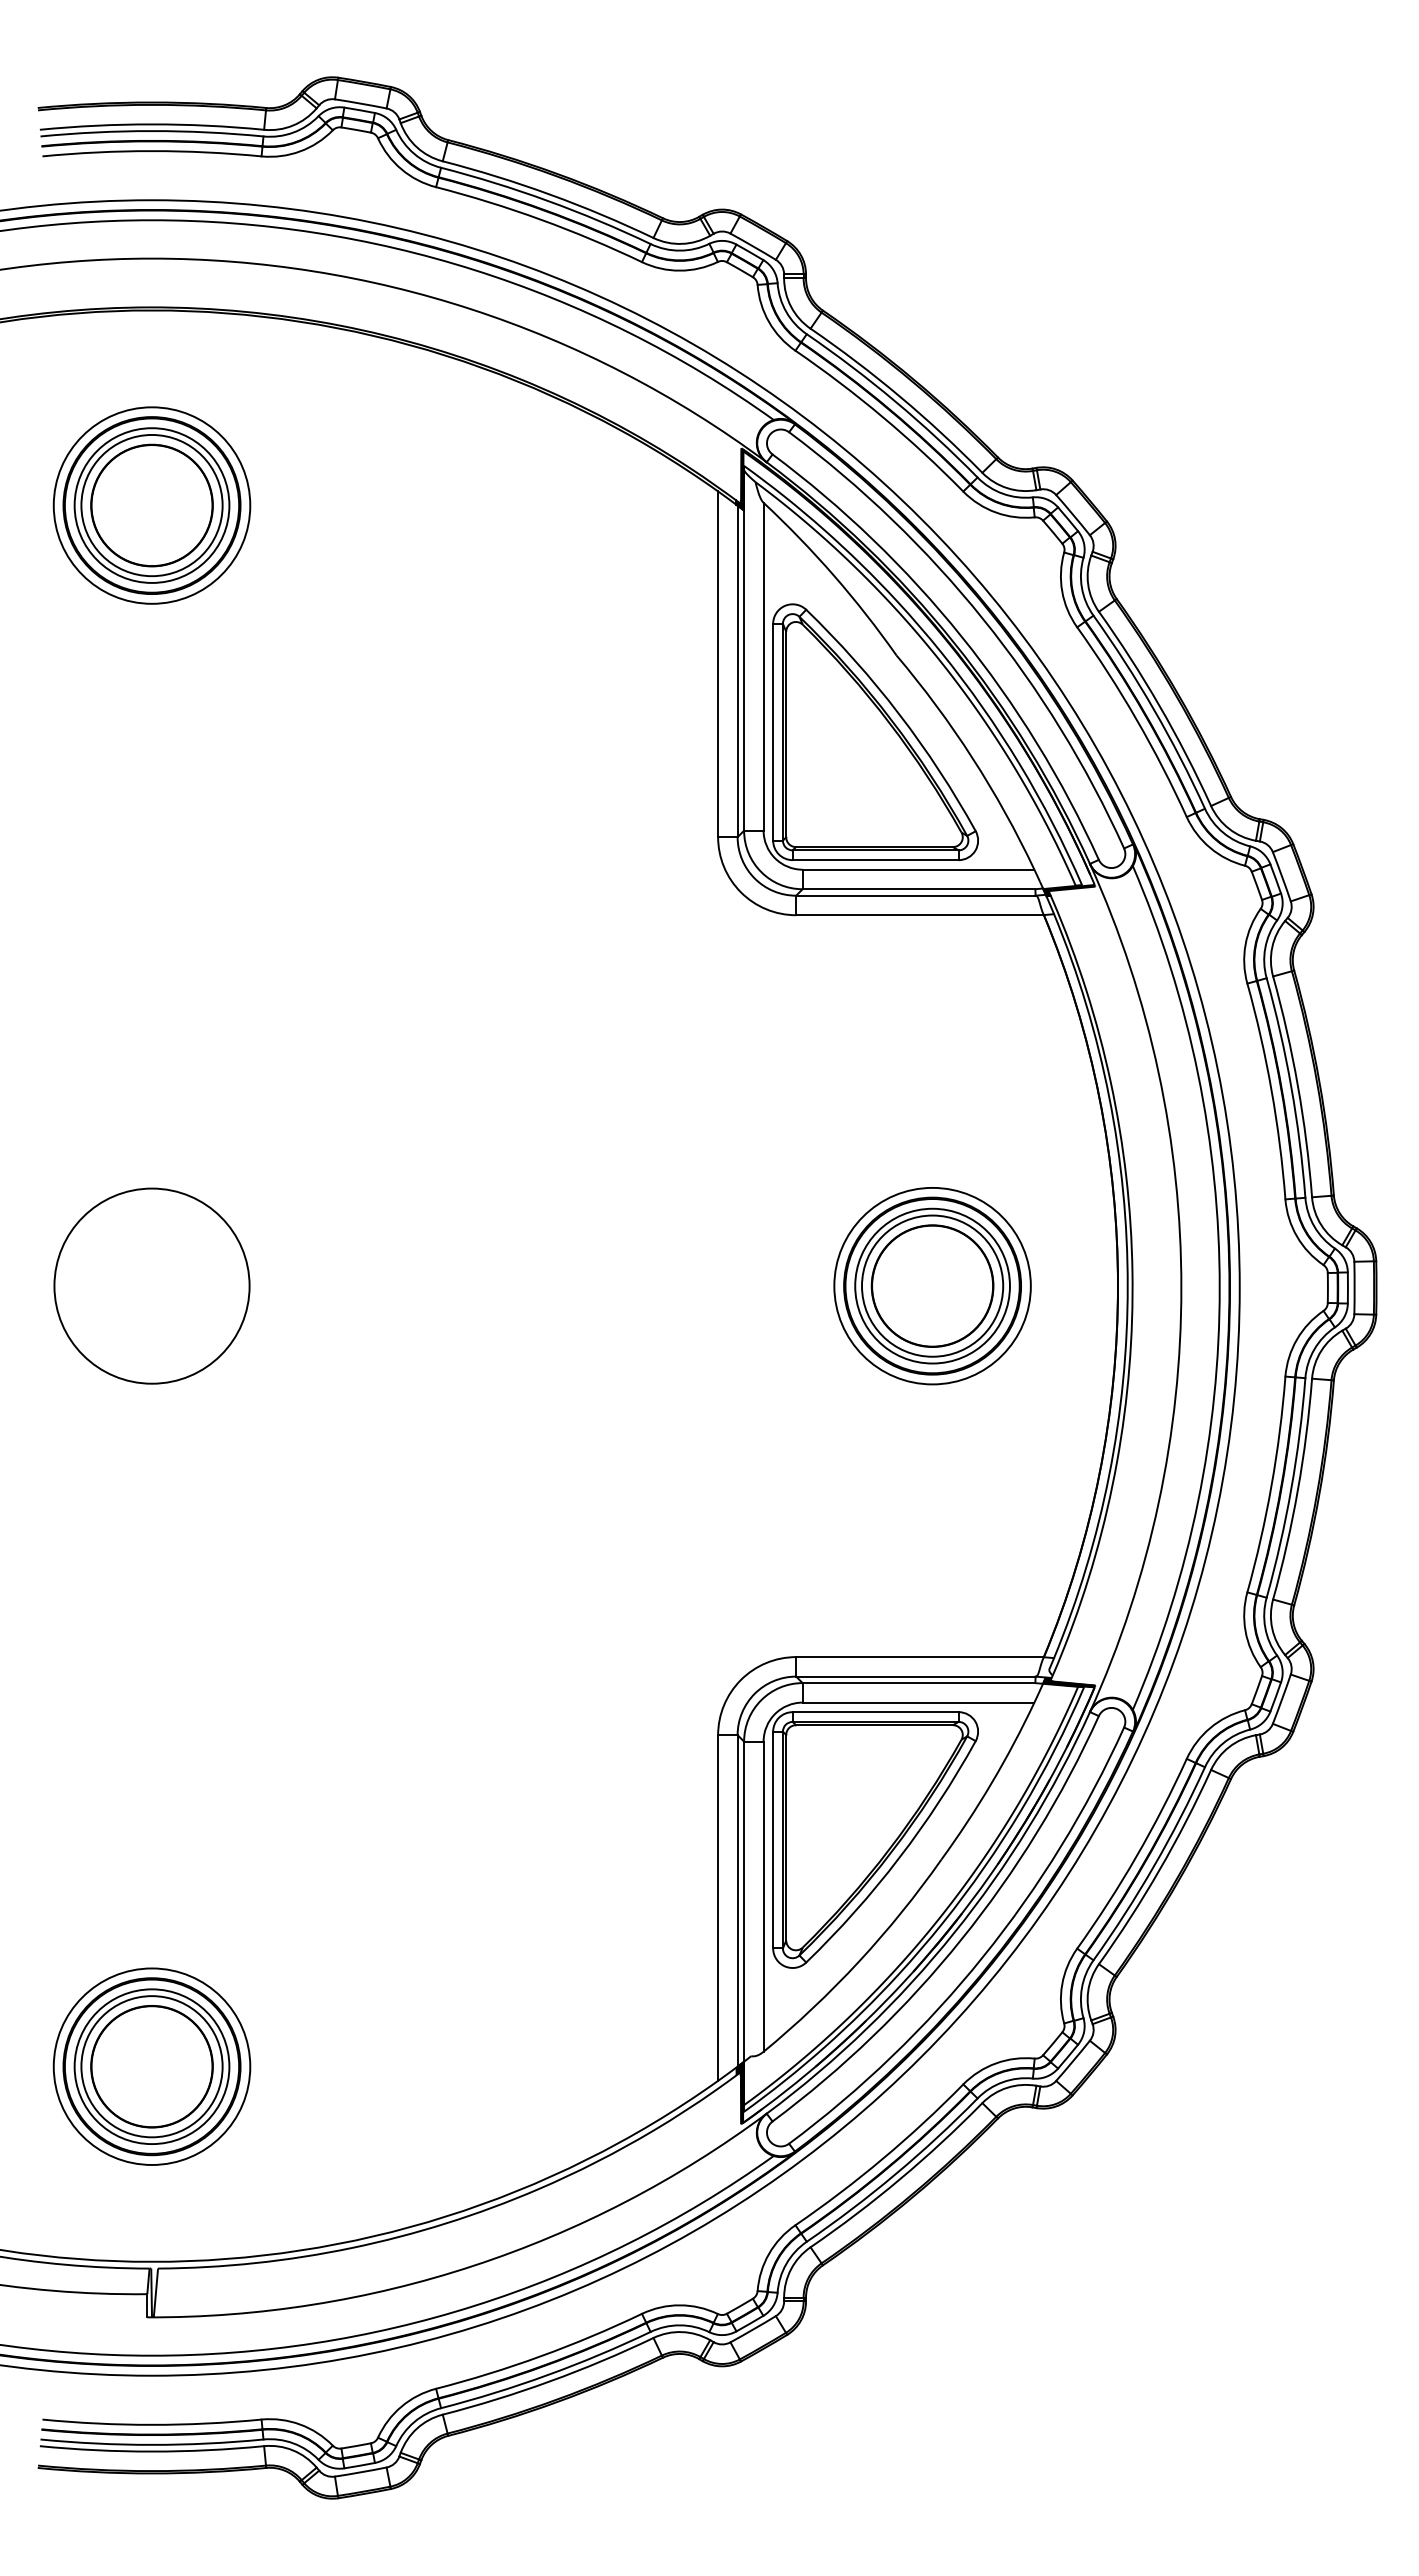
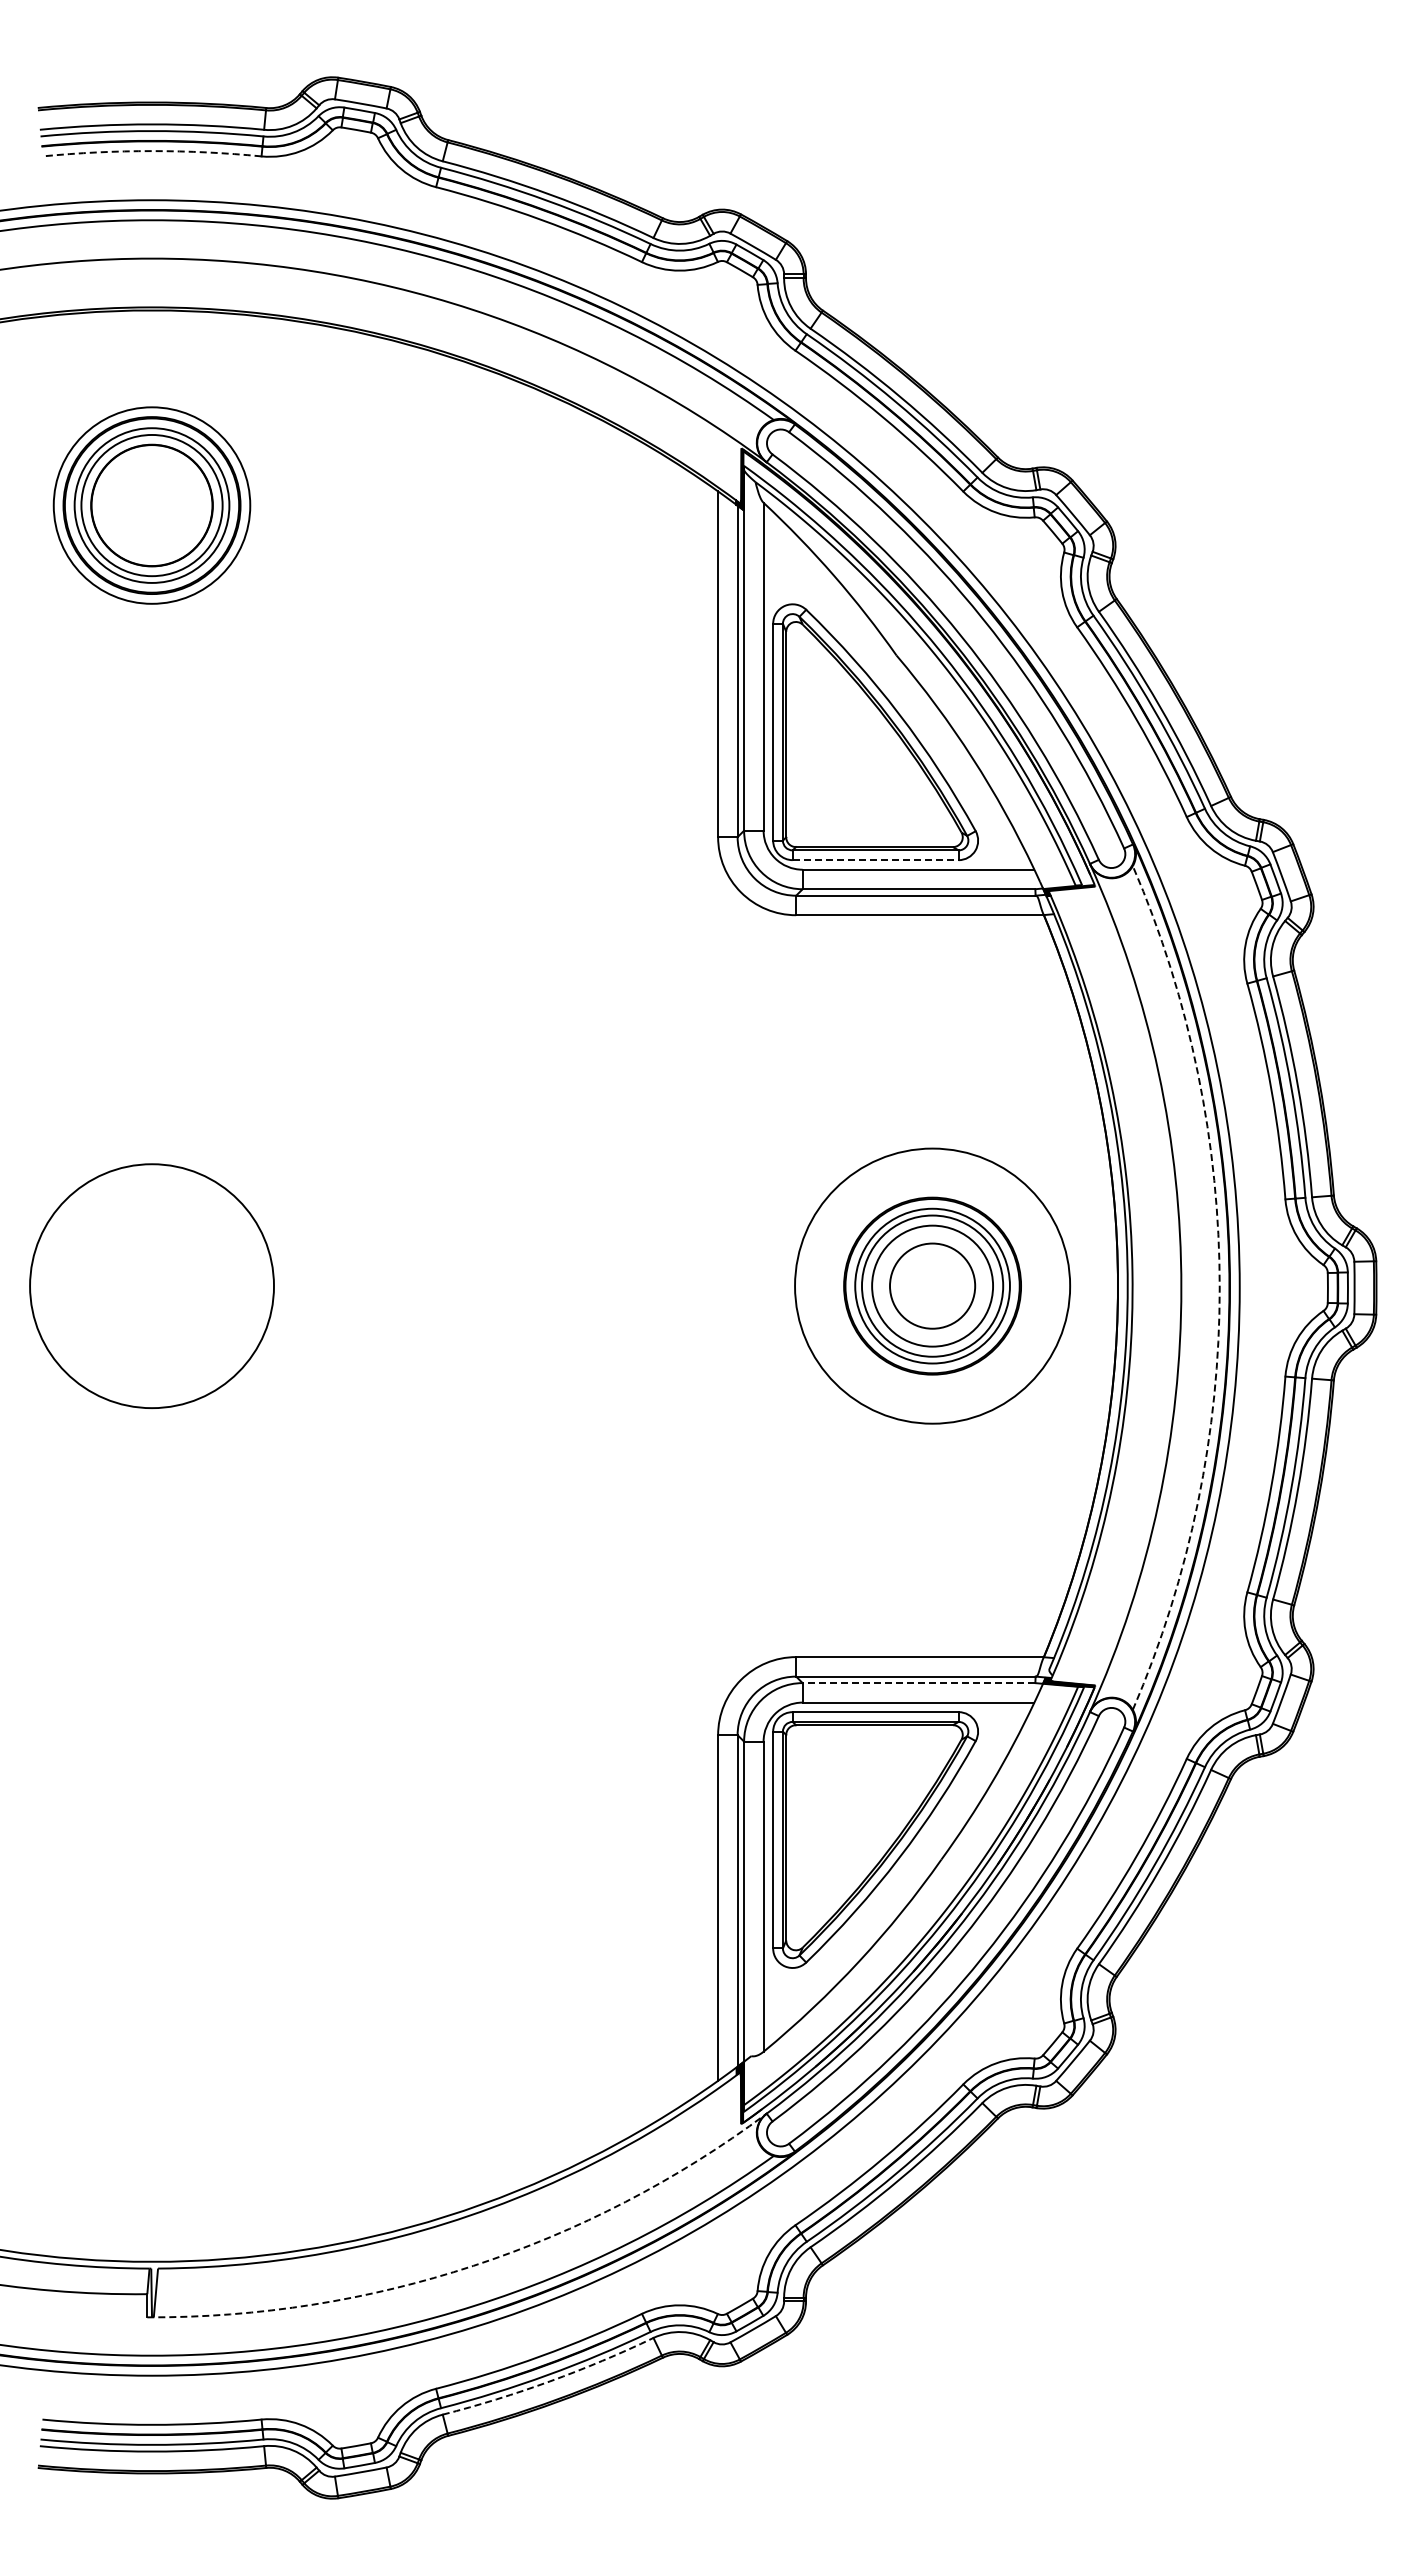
arc: solid -> dashed (152, 151)
line: solid -> dashed (875, 860)
circle size: 198x198 px -> 246x246 px (151, 1285)
circle diameter: 197 px -> 275 px (932, 1285)
circle diameter: 122 px -> 85 px (932, 1285)
arc: solid -> dashed (1219, 1287)
line: solid -> dashed (918, 1683)
part: present -> none (151, 2066)
arc: solid -> dashed (473, 2265)
arc: solid -> dashed (549, 2381)
